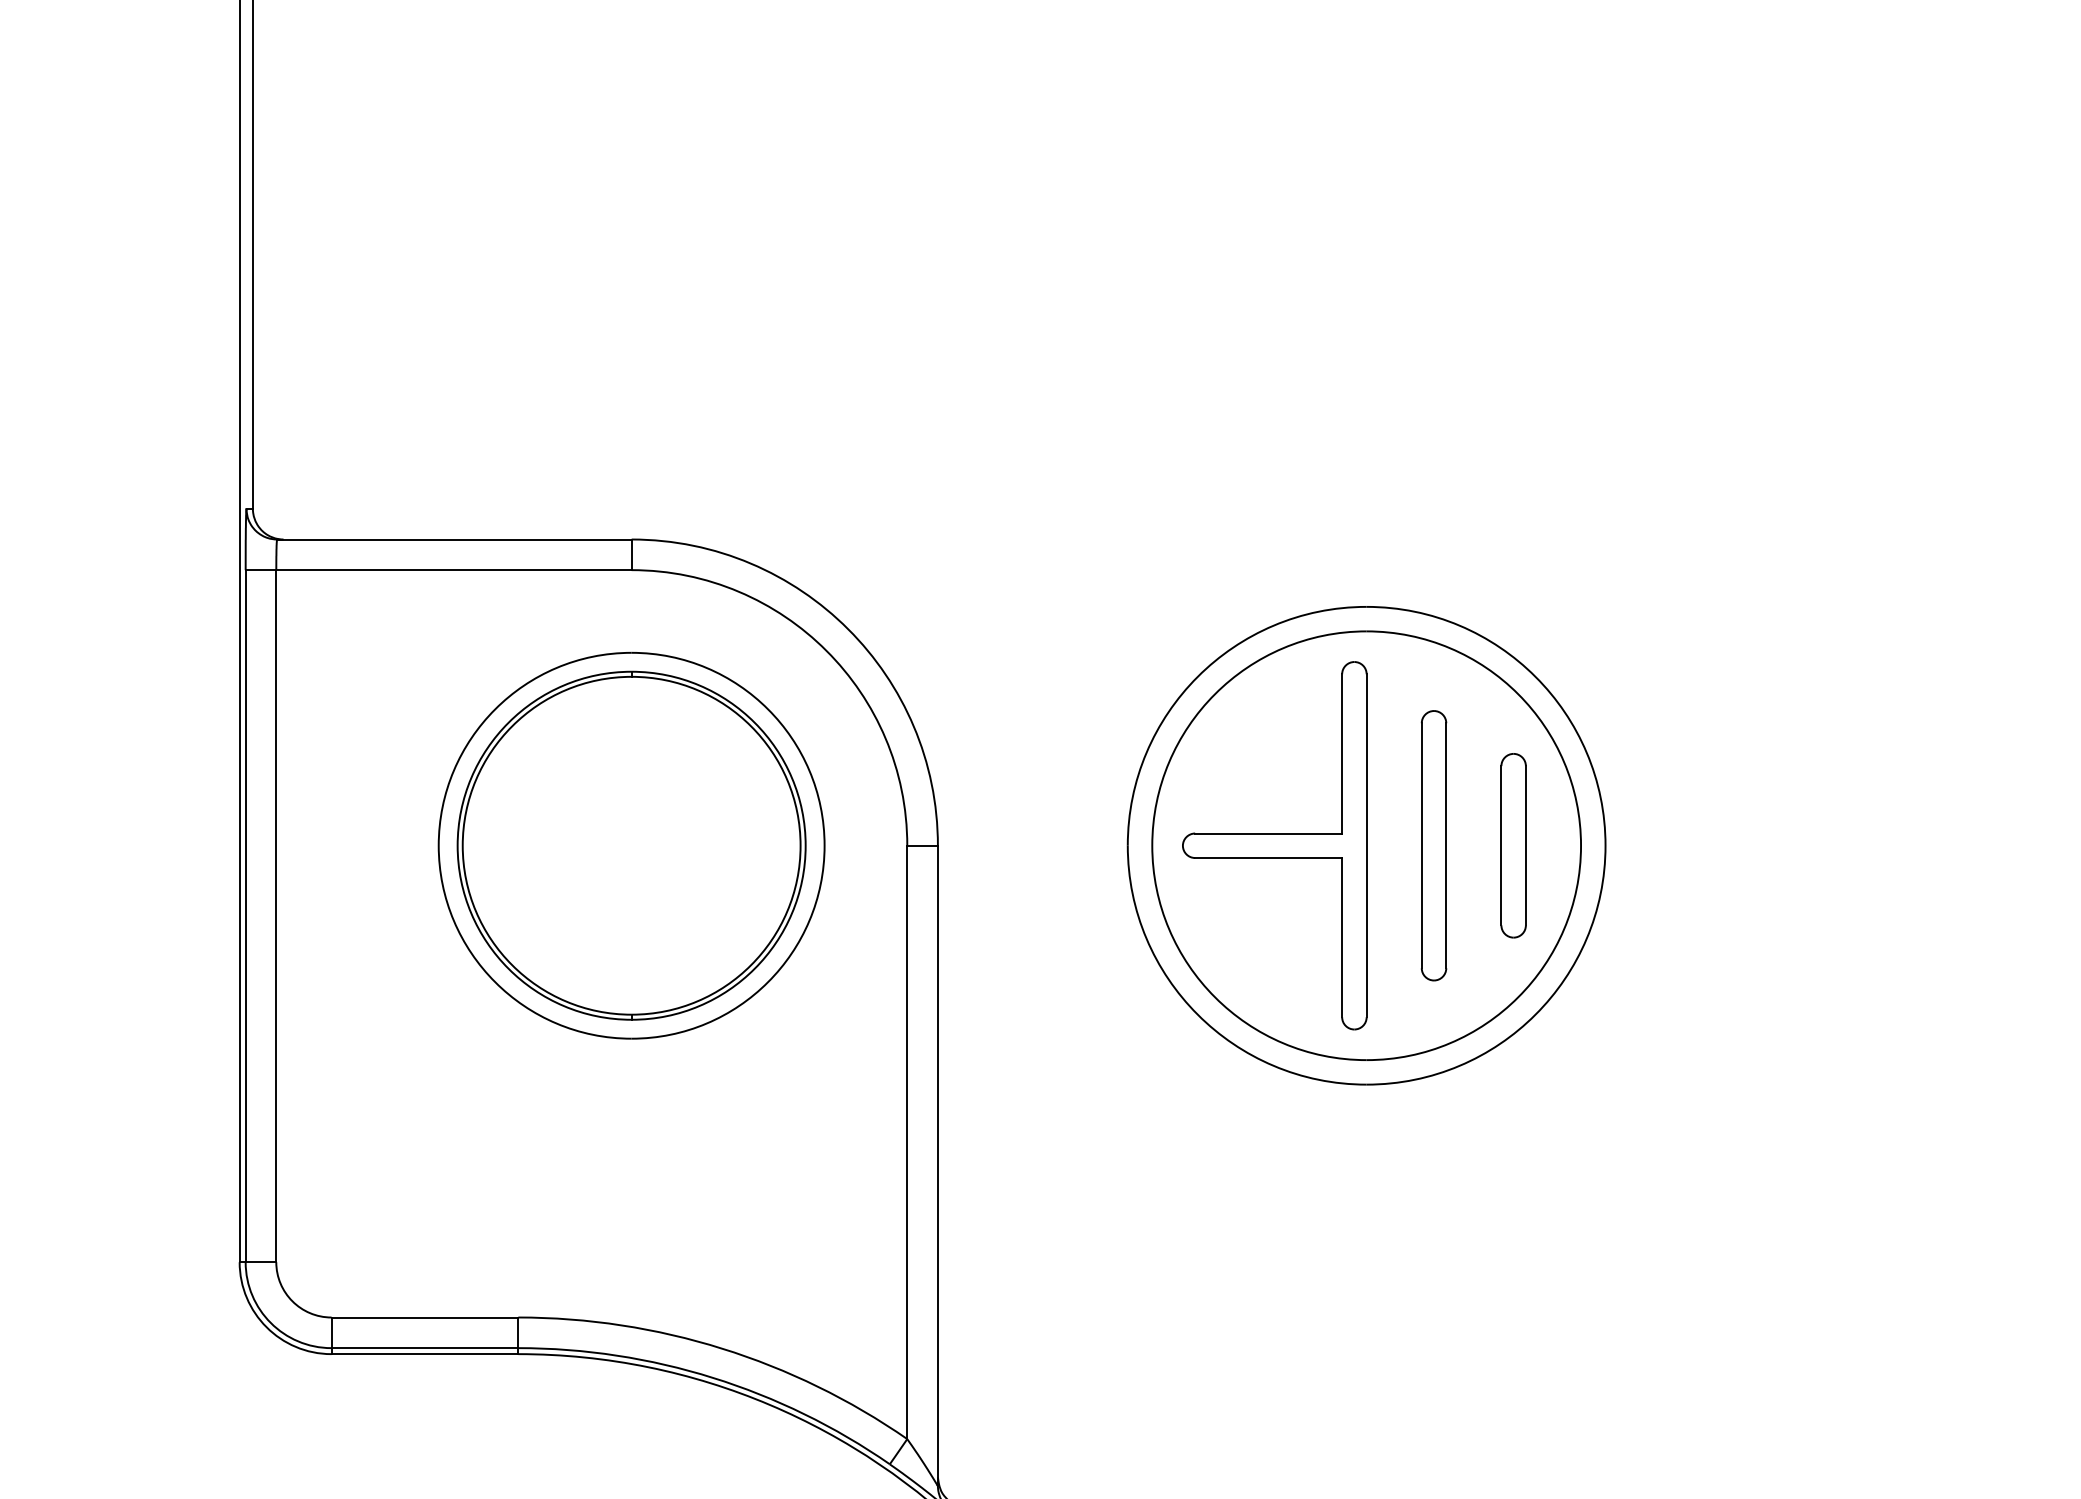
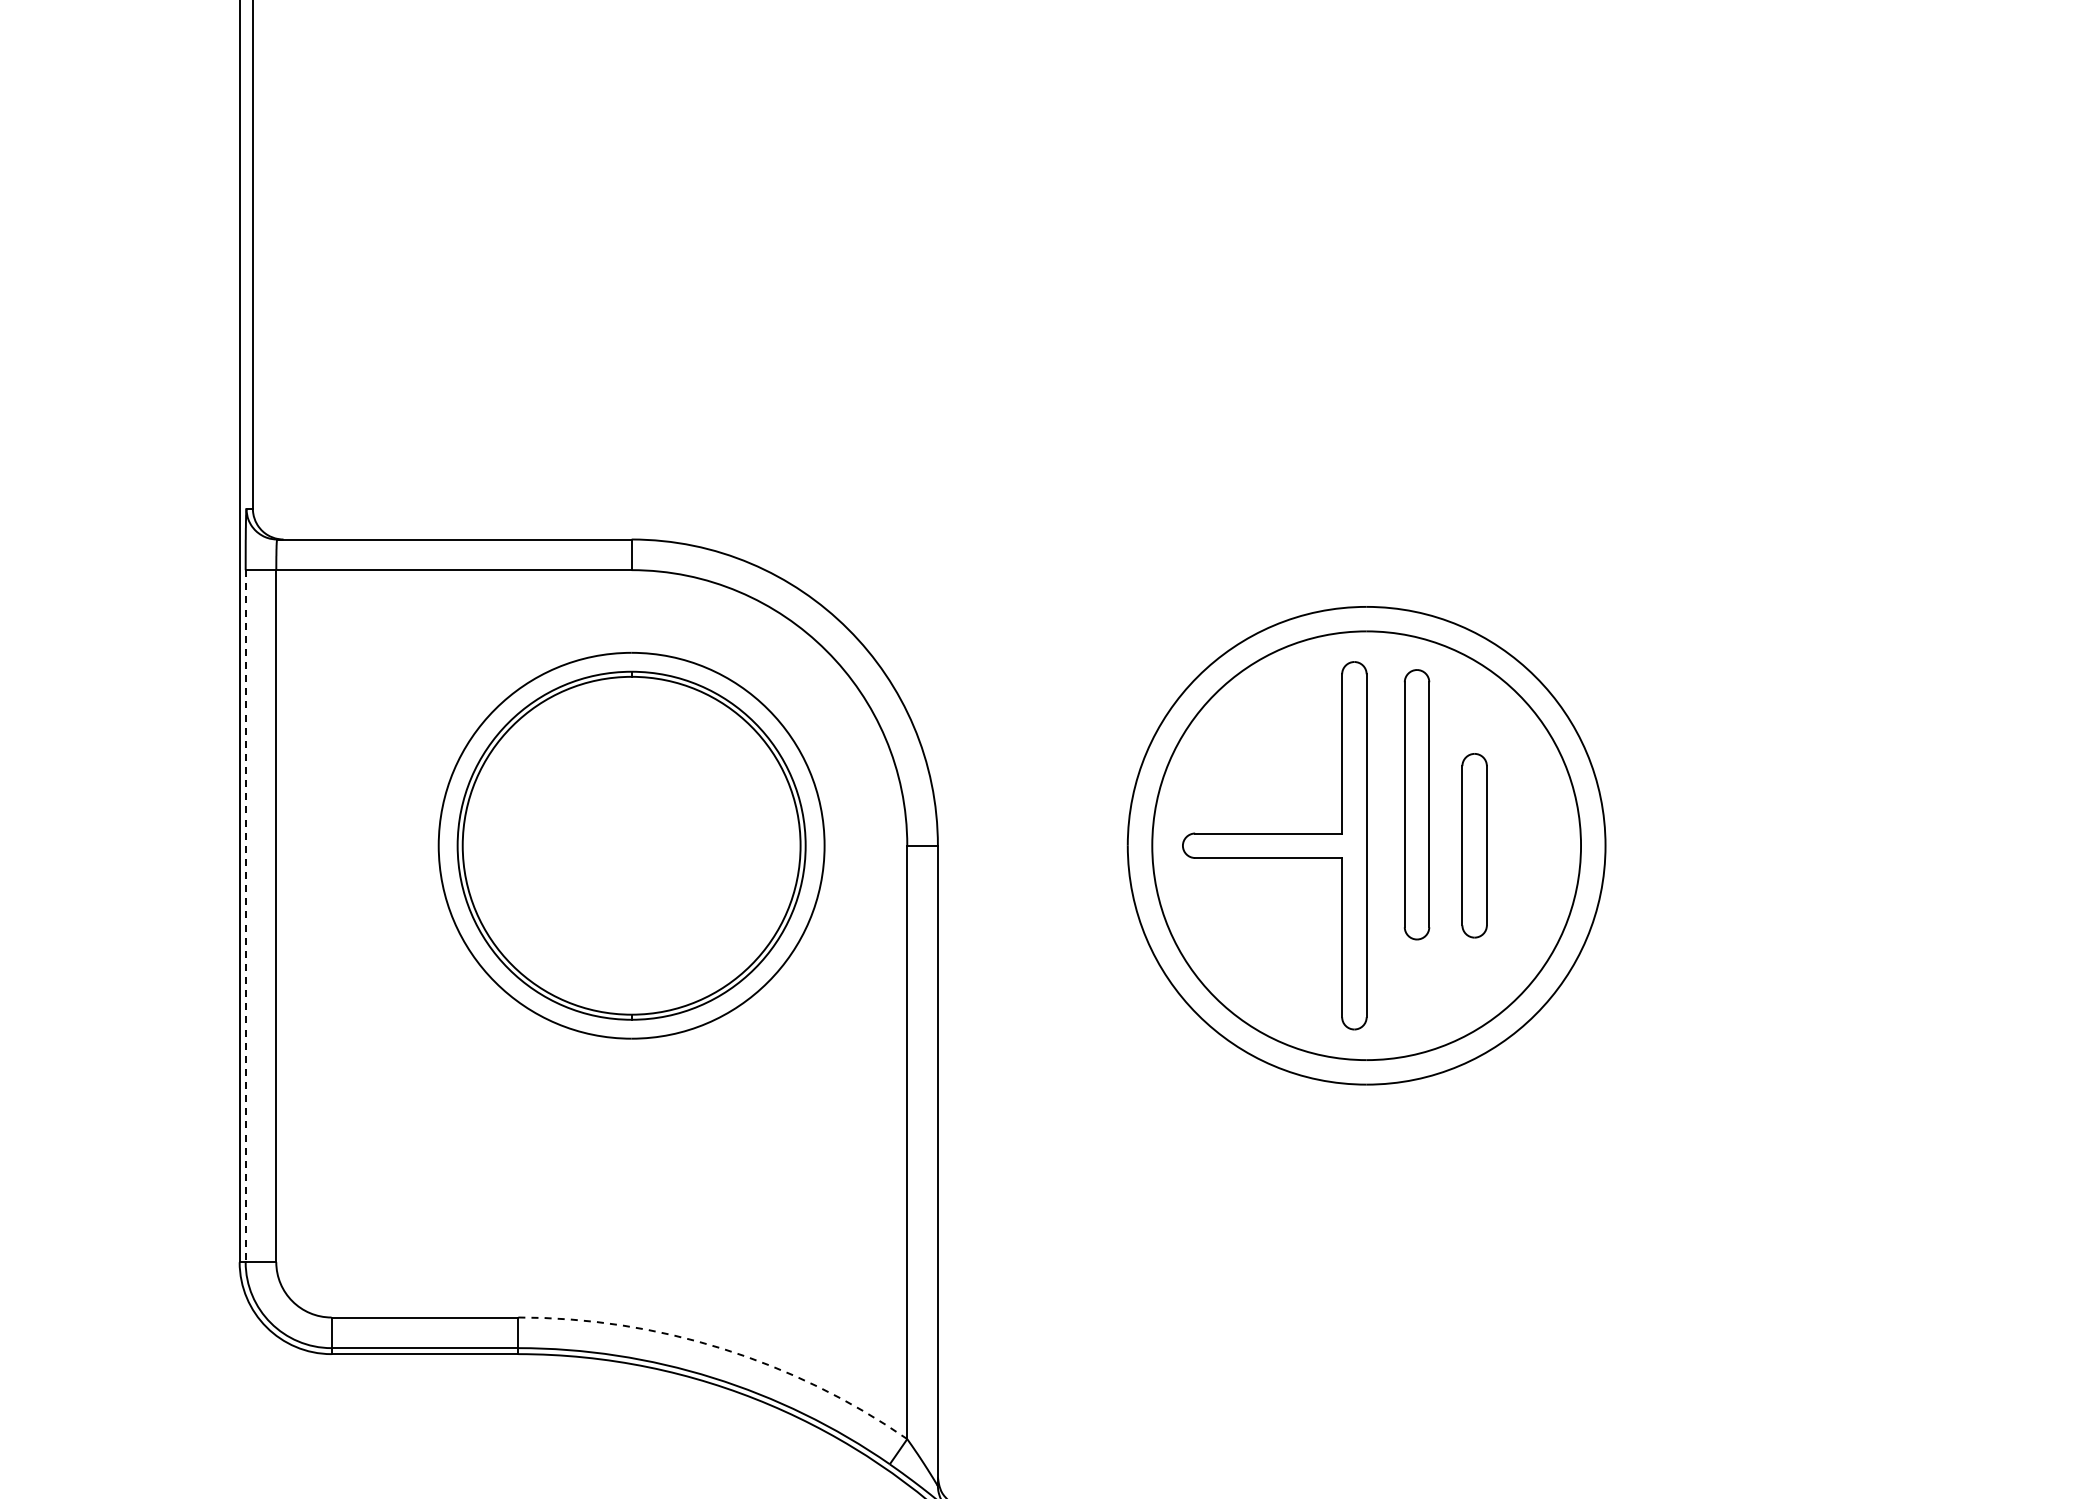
part position: (1433, 845) -> (1416, 804) (1416, 804)
part position: (1513, 845) -> (1474, 845) (1474, 845)
line: solid -> dashed (245, 916)
arc: solid -> dashed (722, 1348)
